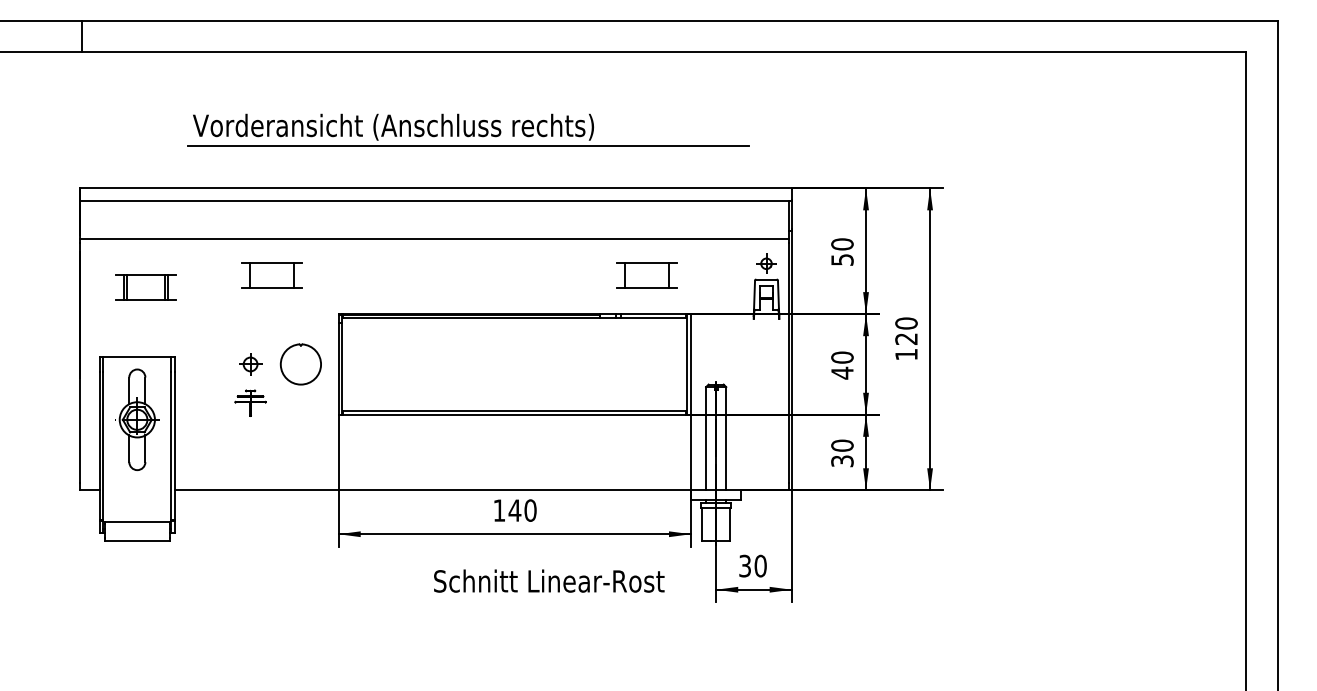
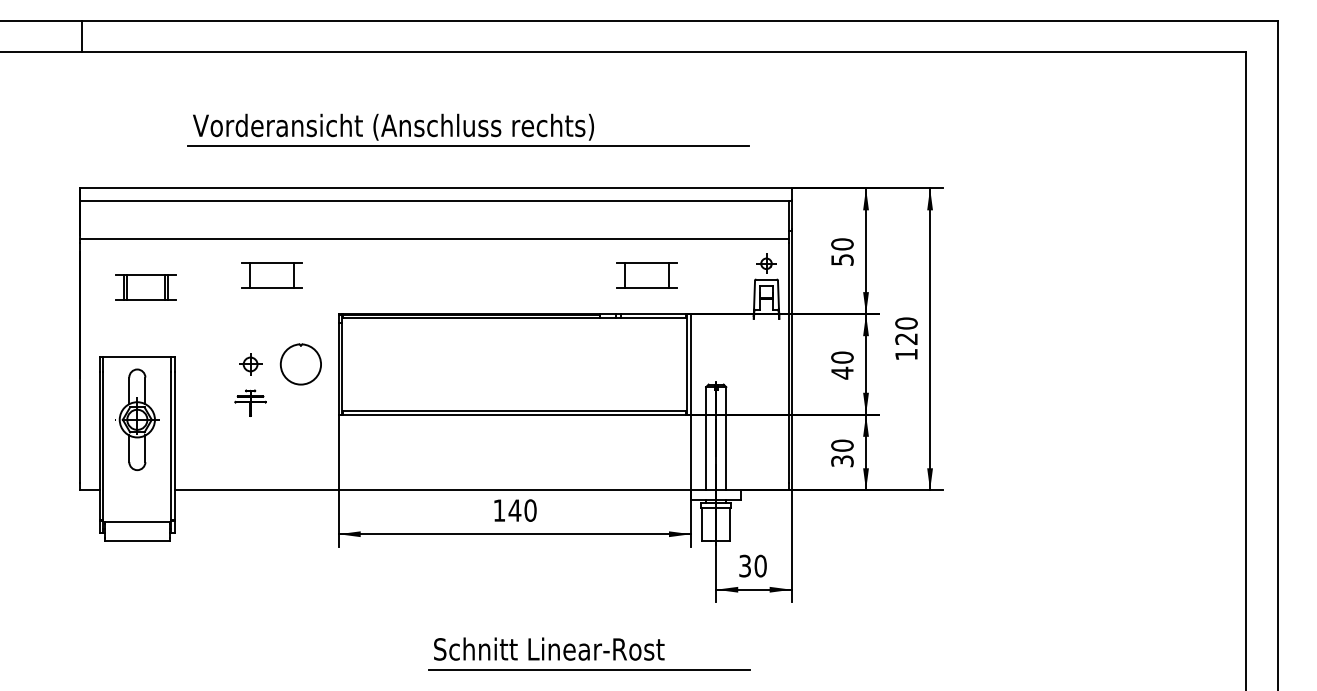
text position: (549, 580) -> (549, 648) (549, 648)
line: none -> present (589, 669)
